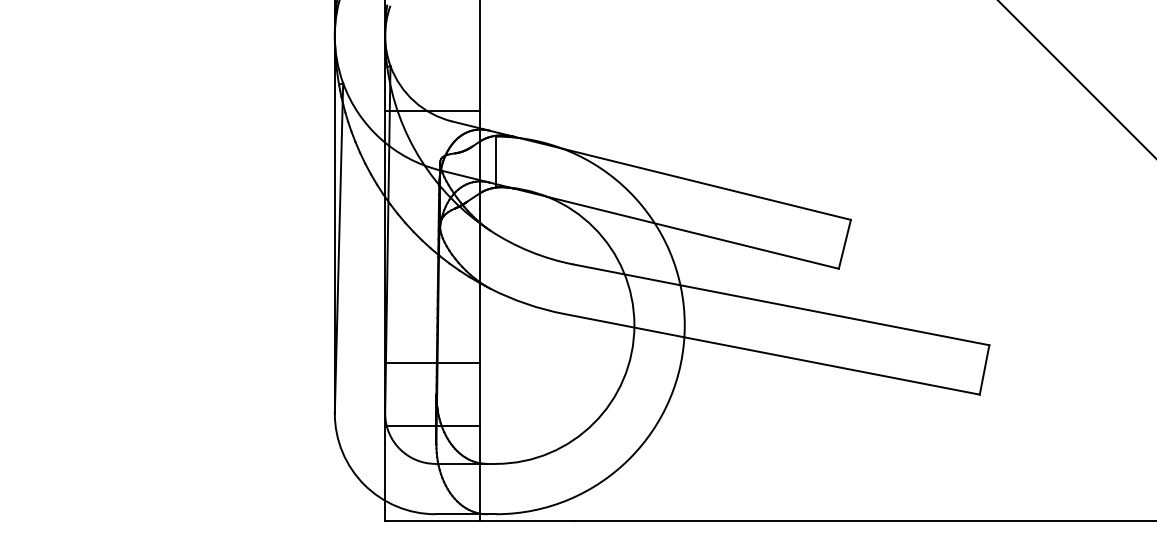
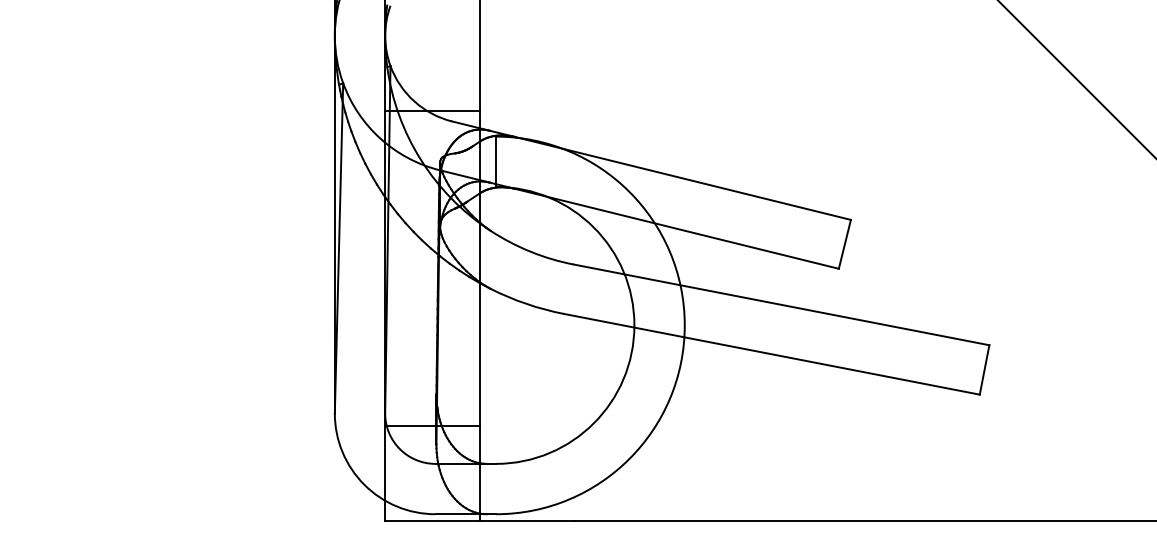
line: present -> none (432, 363)
